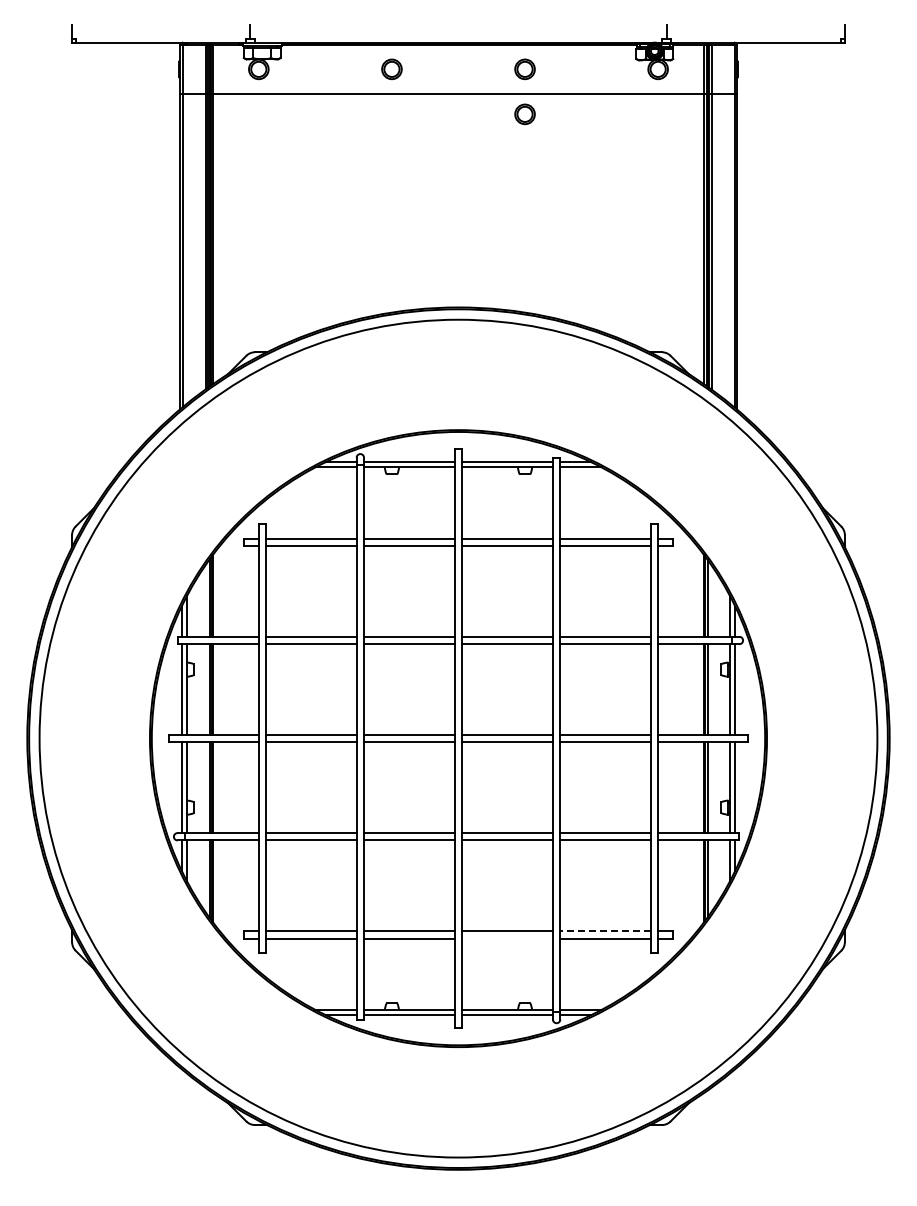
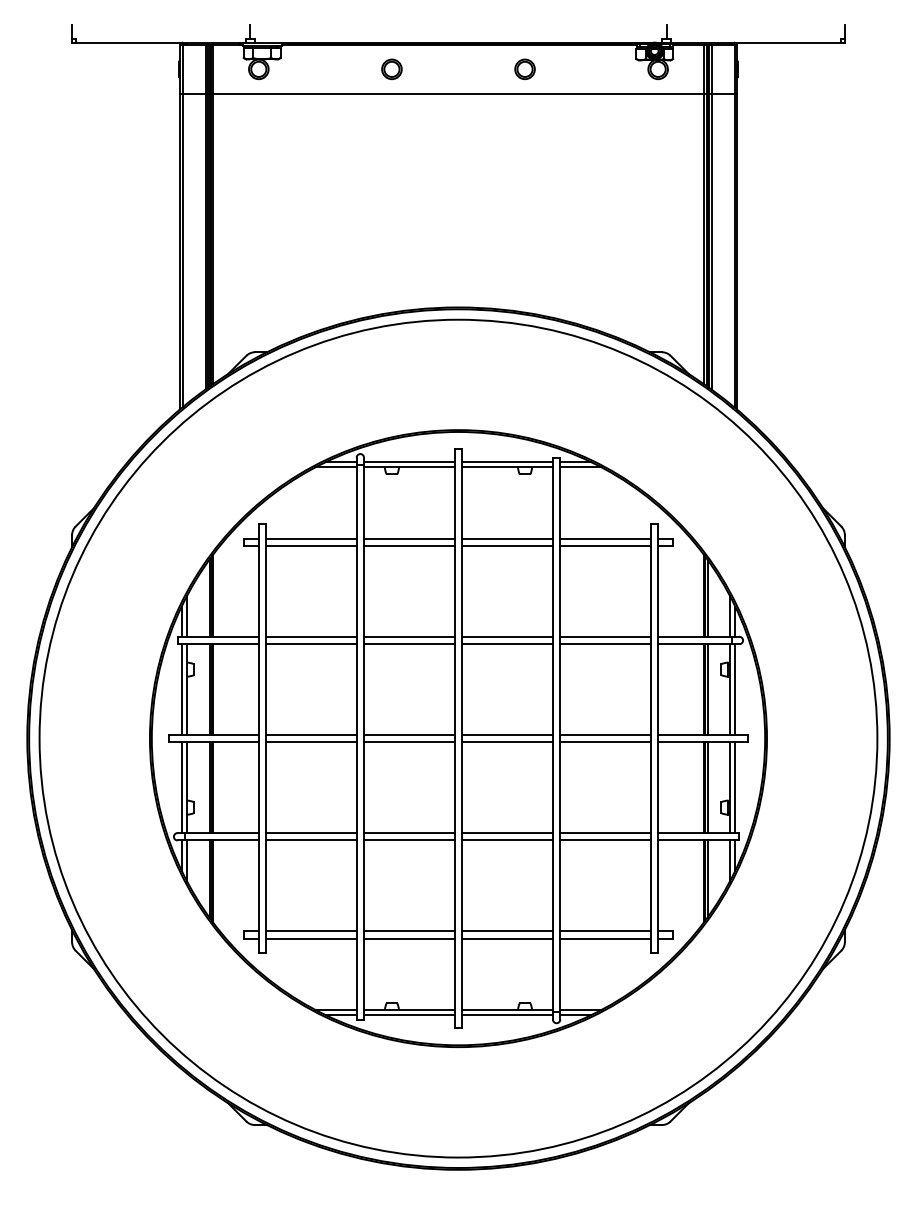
part: present -> none (524, 114)
line: dashed -> solid (605, 931)
line: none -> present (507, 938)
